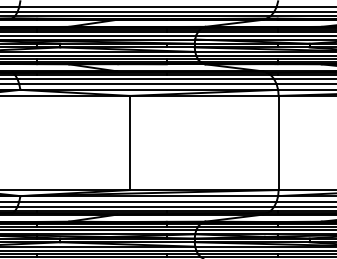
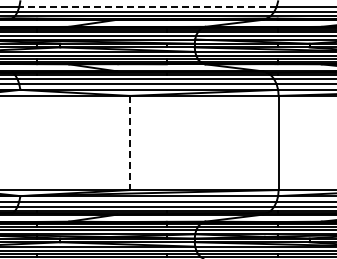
line: solid -> dashed (147, 6)
line: solid -> dashed (130, 143)
